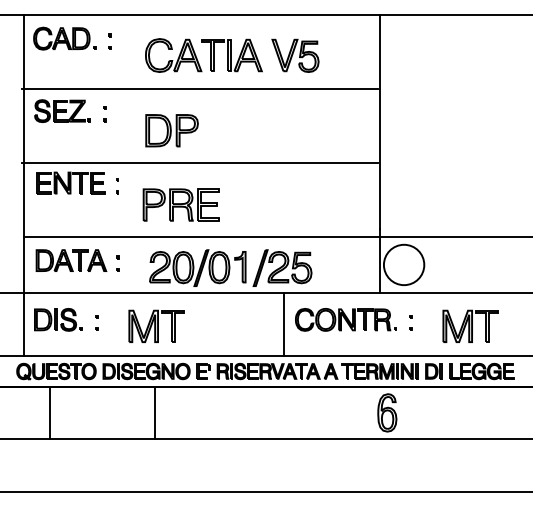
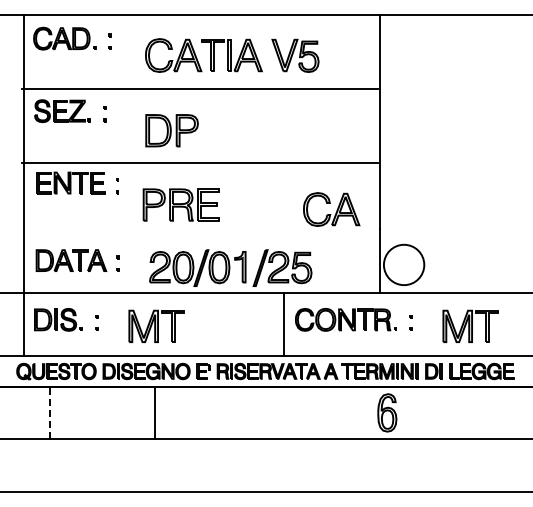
part: none -> present (331, 209)
line: present -> none (276, 237)
line: solid -> dashed (50, 412)
